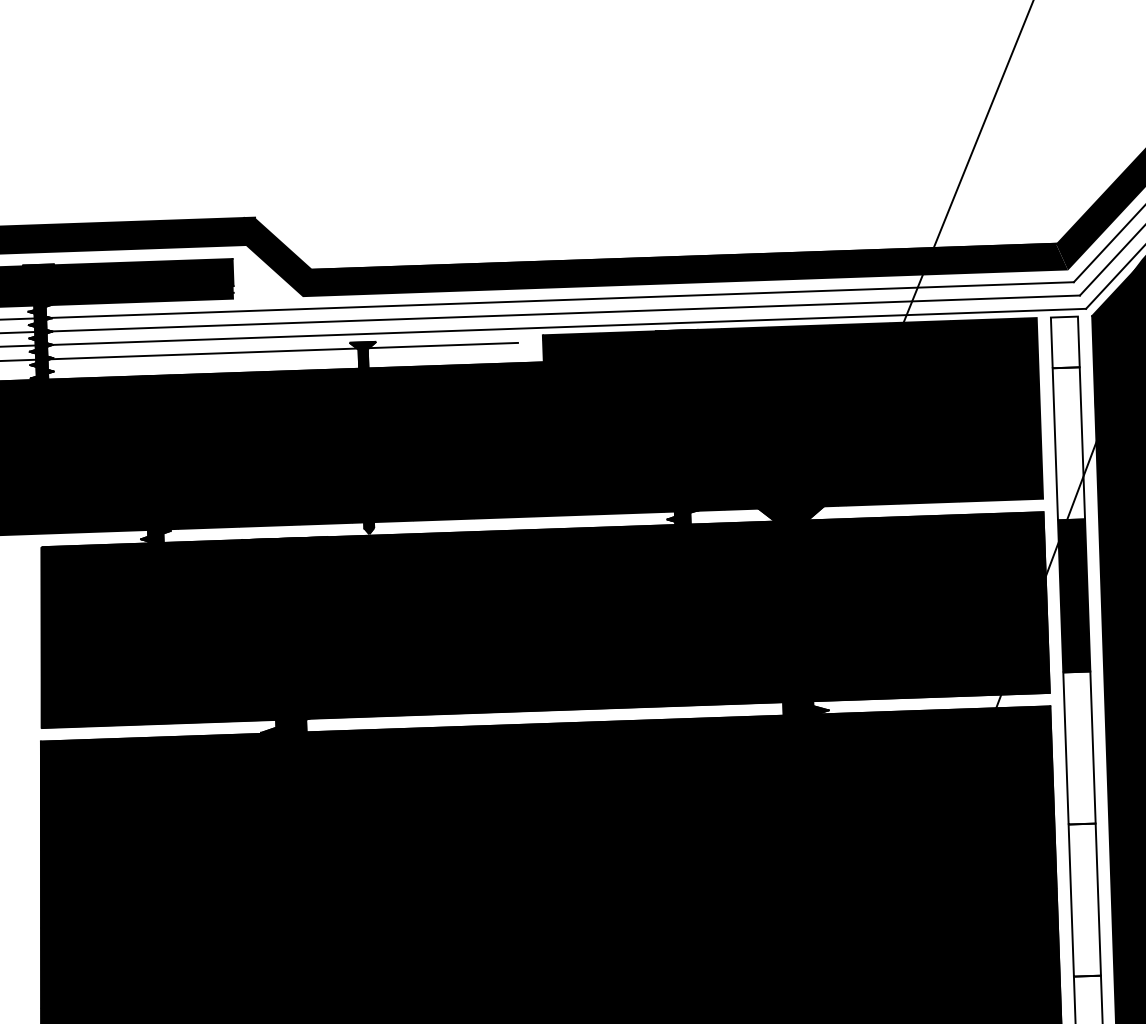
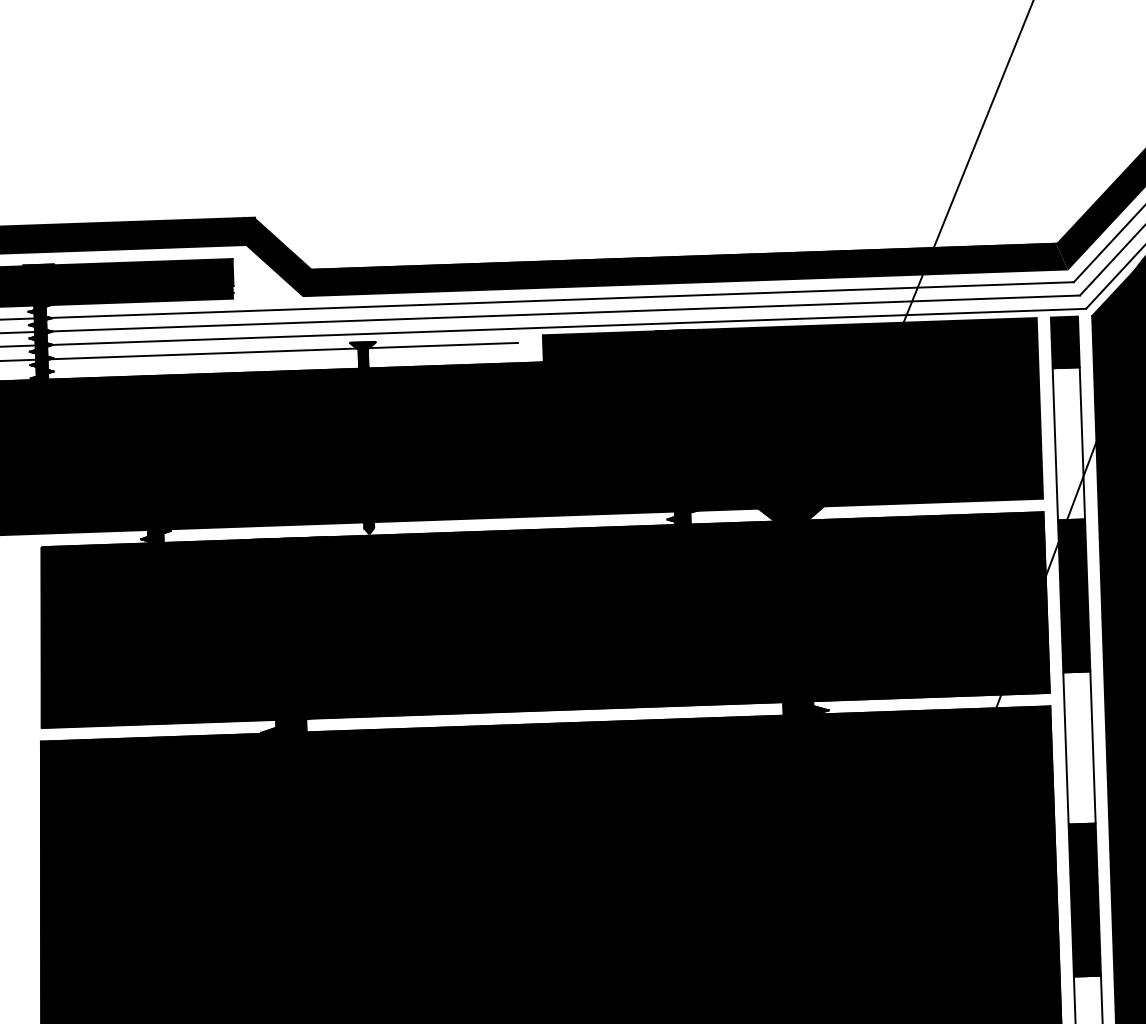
fill: none -> present (1064, 342)
fill: none -> present (1084, 899)
